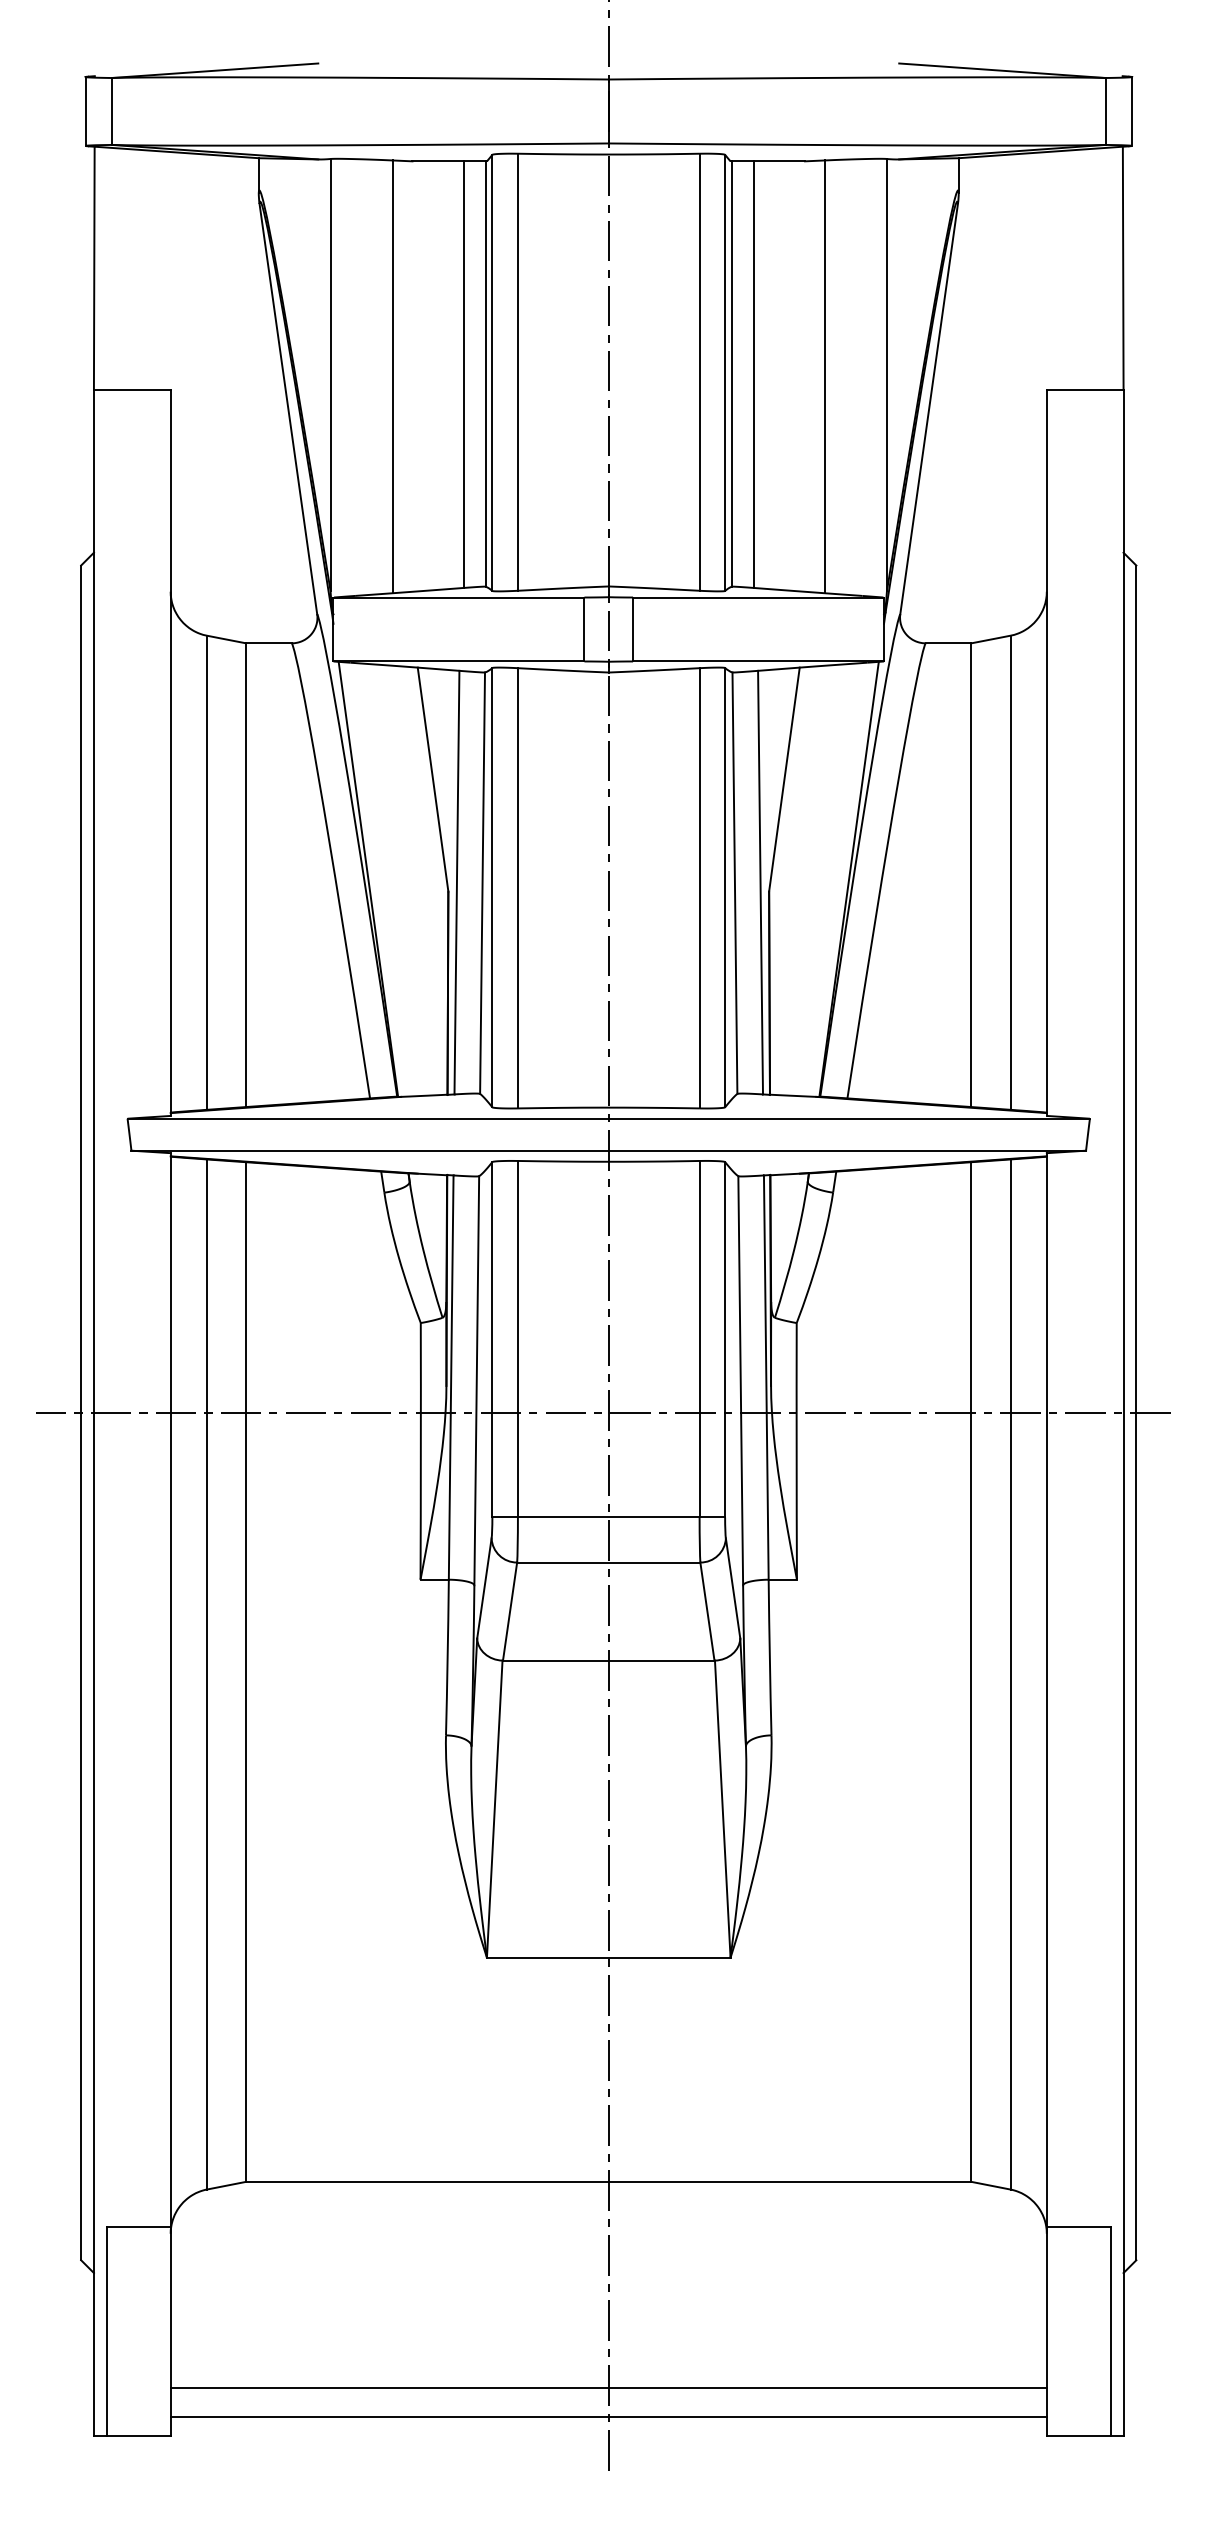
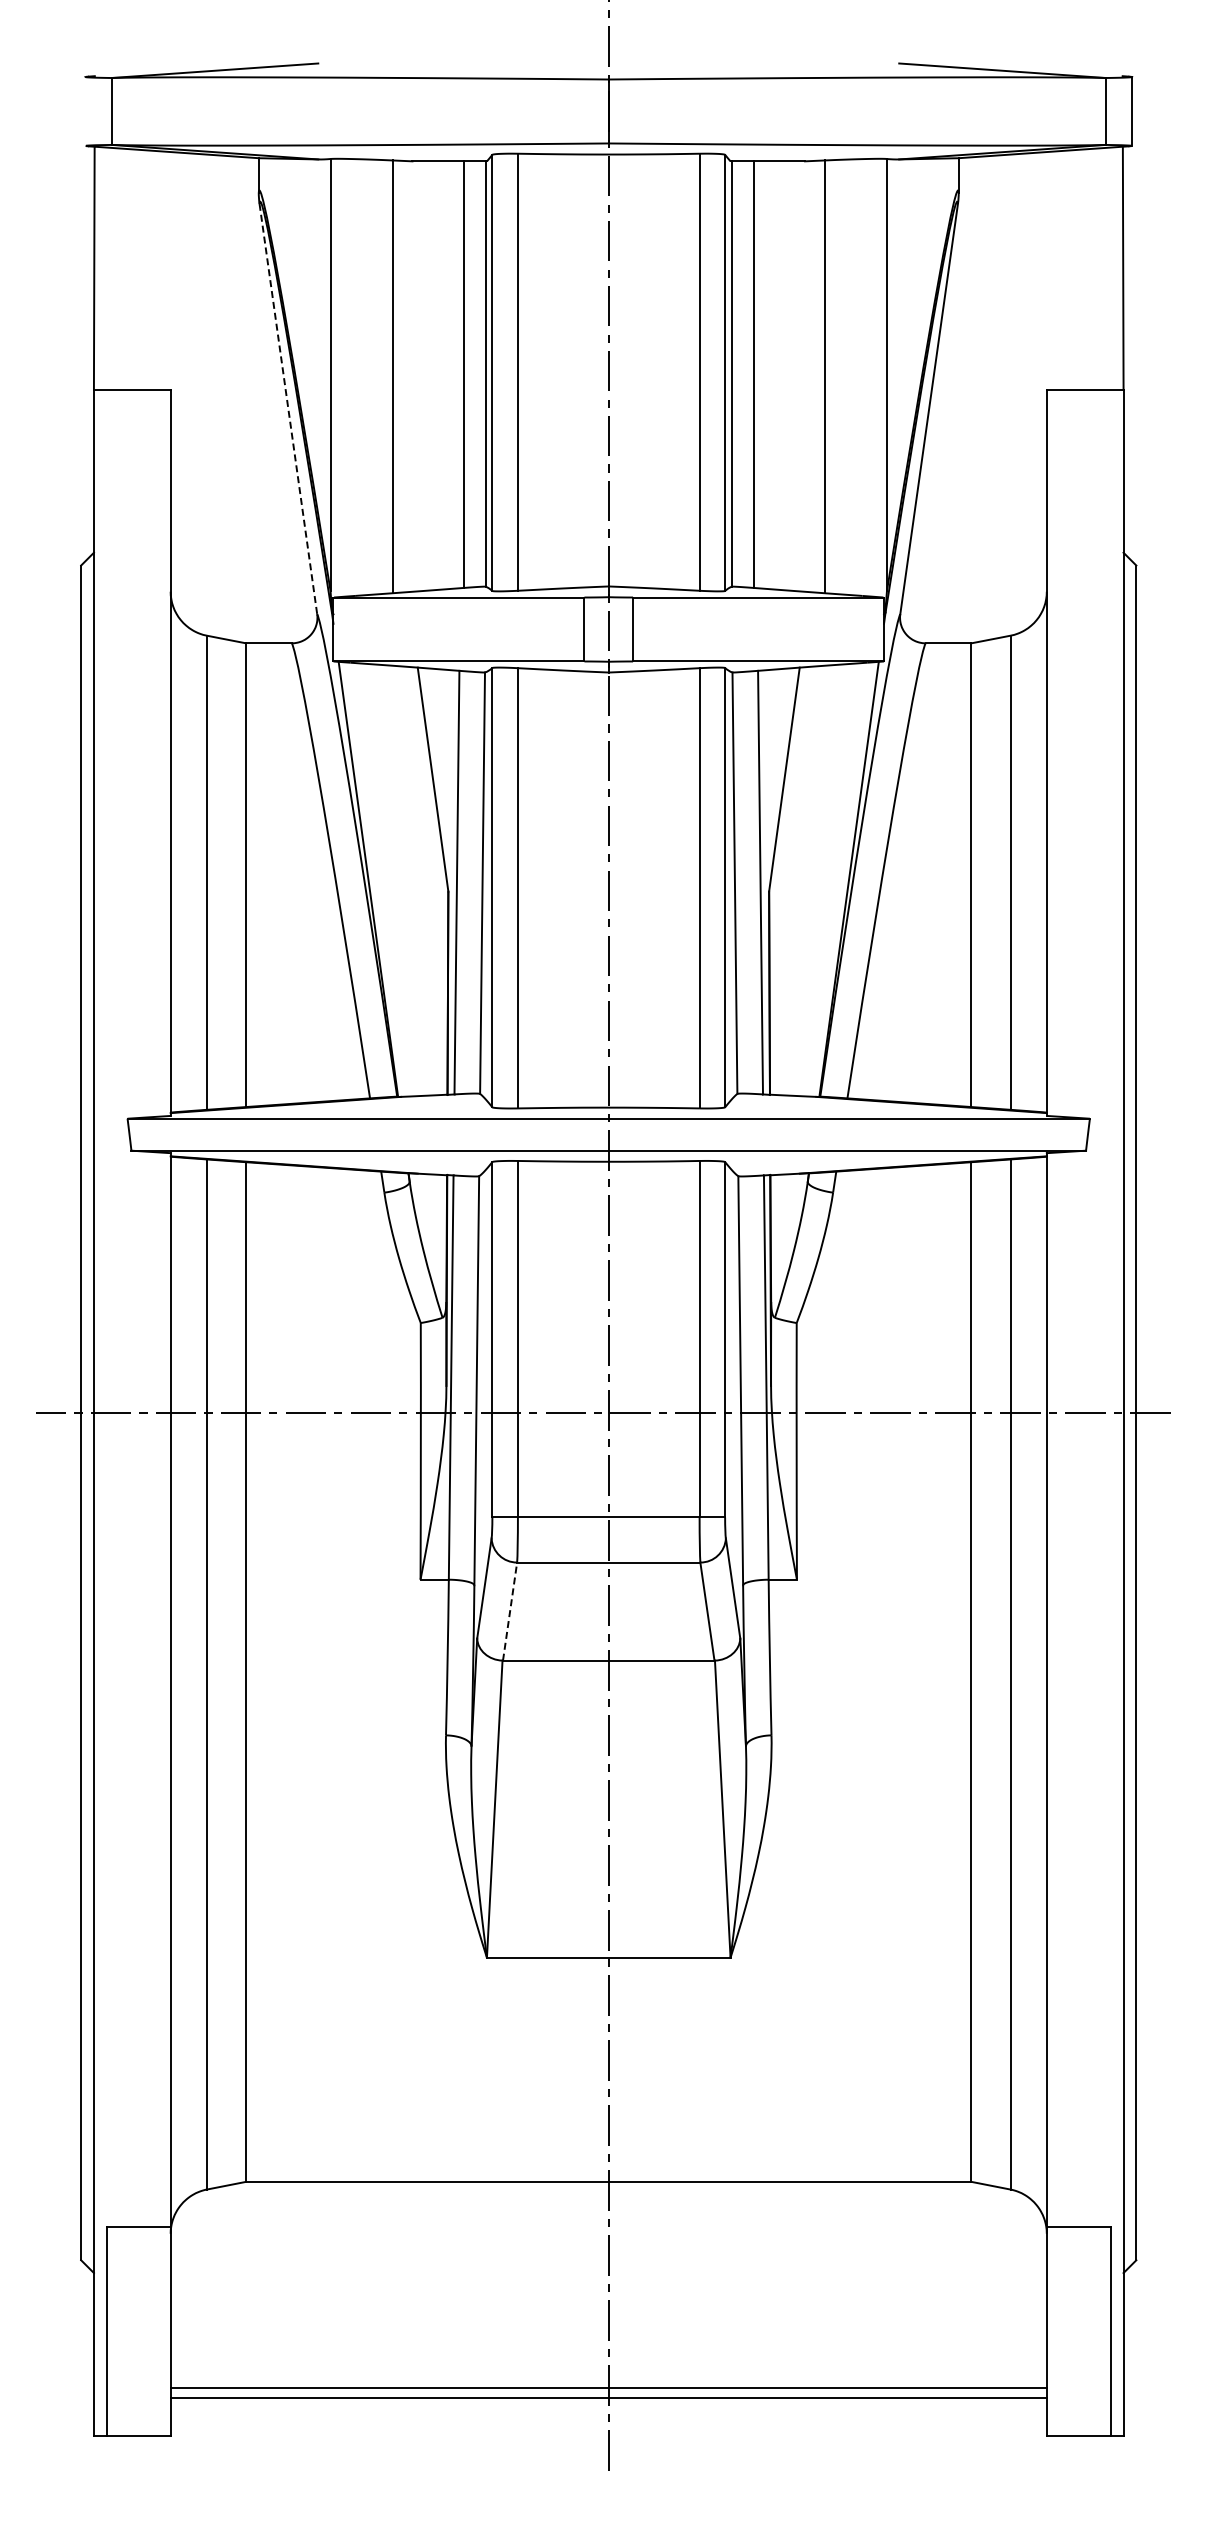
line: present -> none (85, 111)
line: solid -> dashed (288, 409)
line: solid -> dashed (510, 1611)
line position: (608, 2417) -> (608, 2398) (608, 2398)
